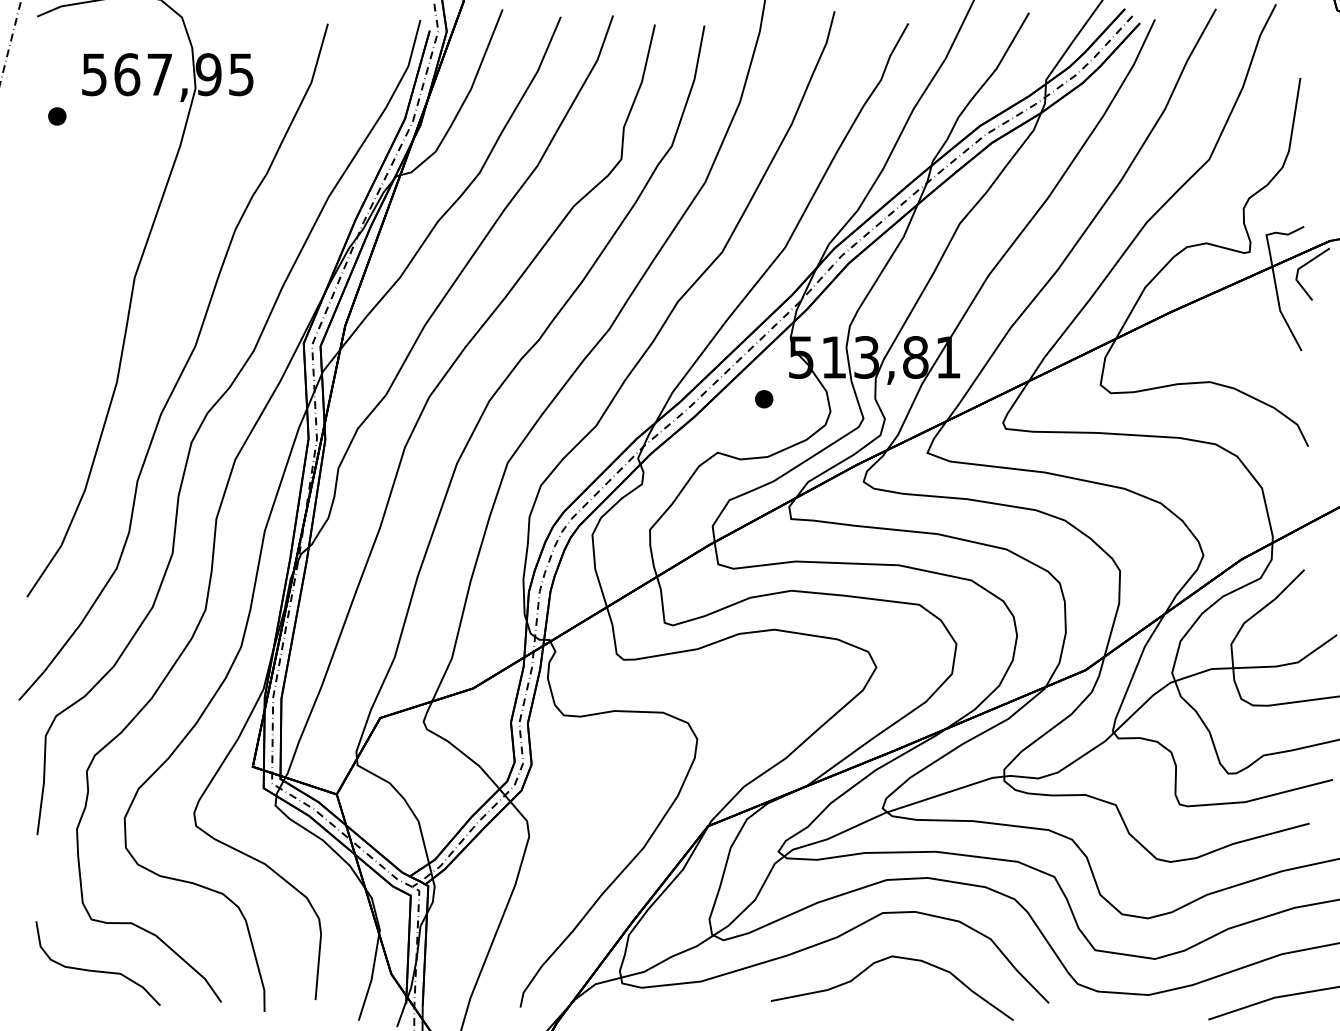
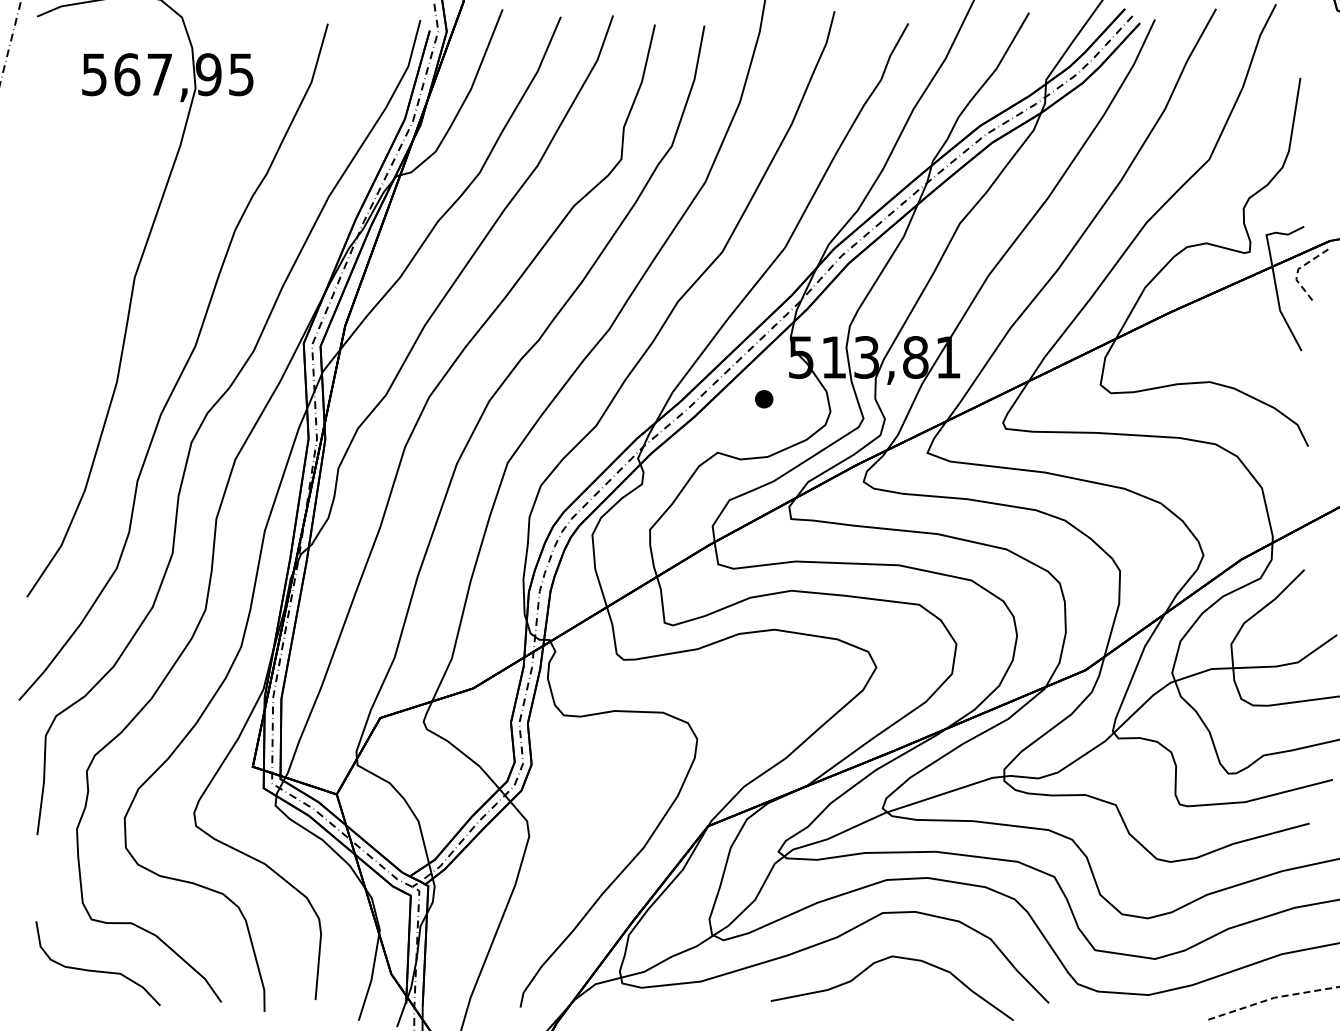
part: present -> none (57, 116)
line: solid -> dashed (1298, 269)
line: solid -> dashed (1273, 998)
